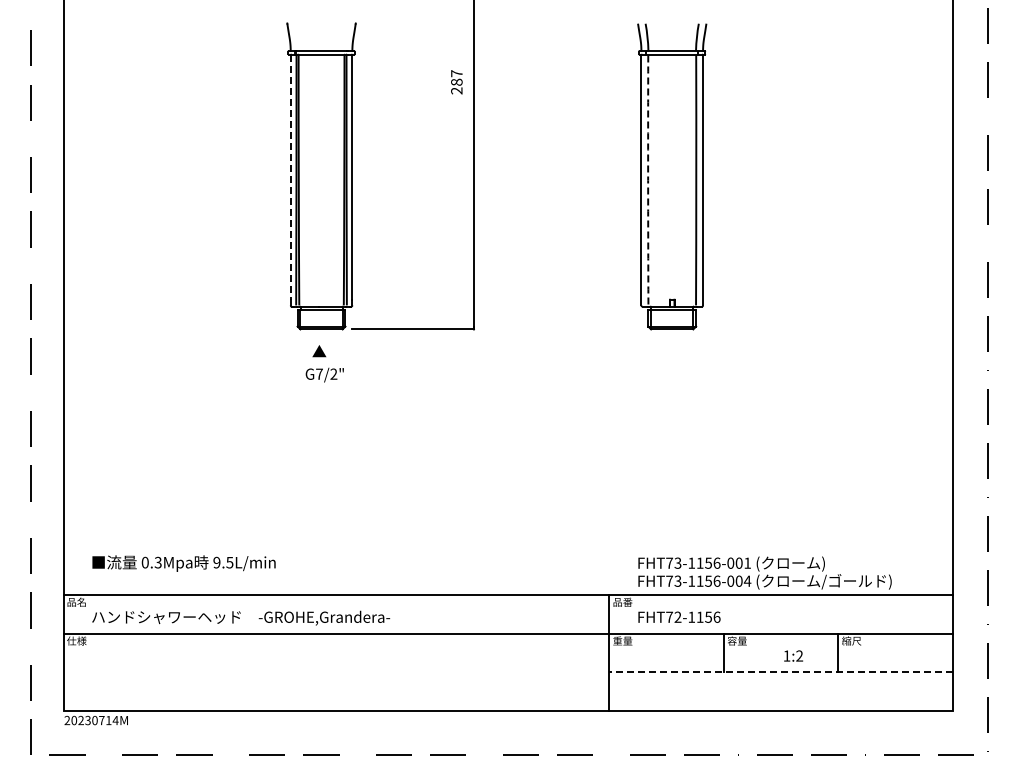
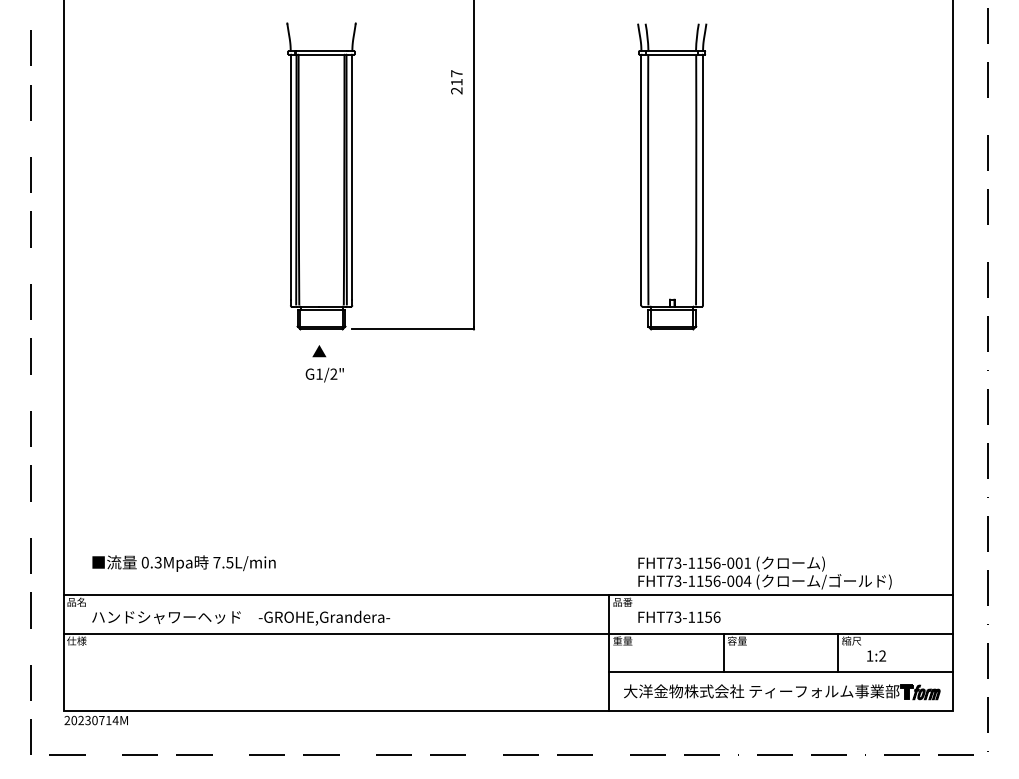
text: 287 -> 217 (456, 81)
line: dashed -> solid (290, 178)
arc: dashed -> solid (648, 180)
text: G7/2" -> G1/2" (319, 373)
text: 9.5L/min -> 7.5L/min (216, 562)
text: FHT72-1156 -> FHT73-1156 (677, 617)
text position: (793, 655) -> (876, 655) (876, 655)
line: dashed -> solid (781, 672)
part: none -> present (782, 692)
